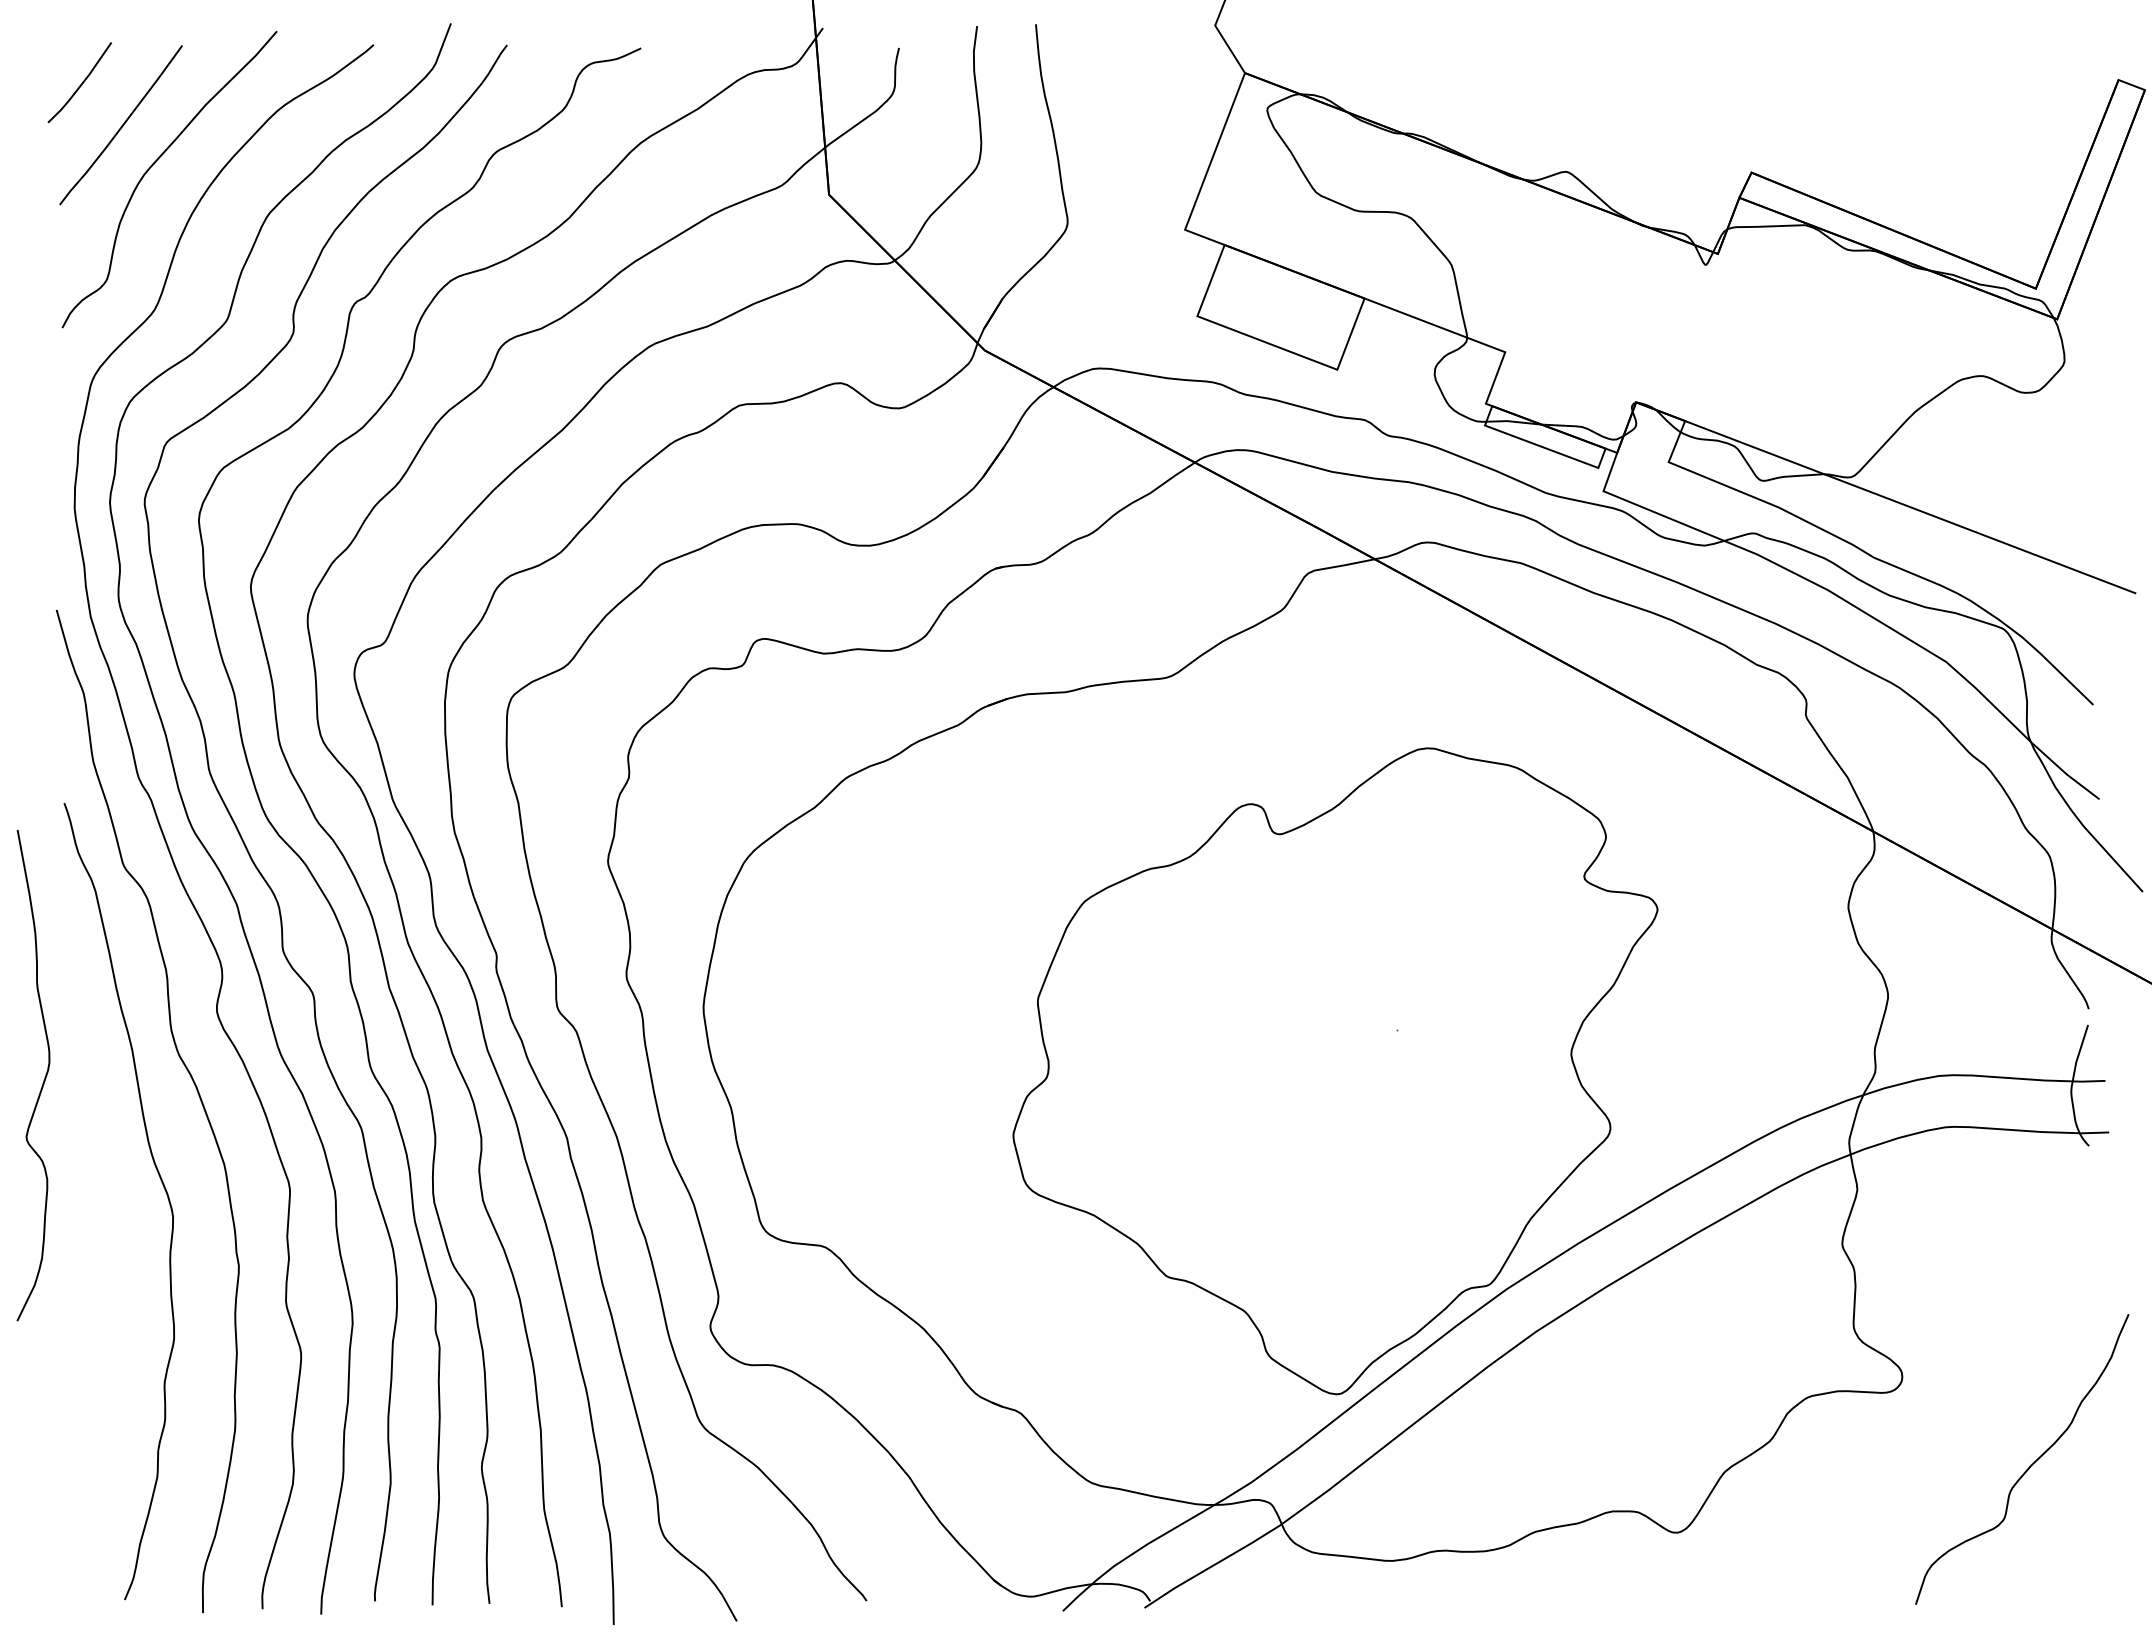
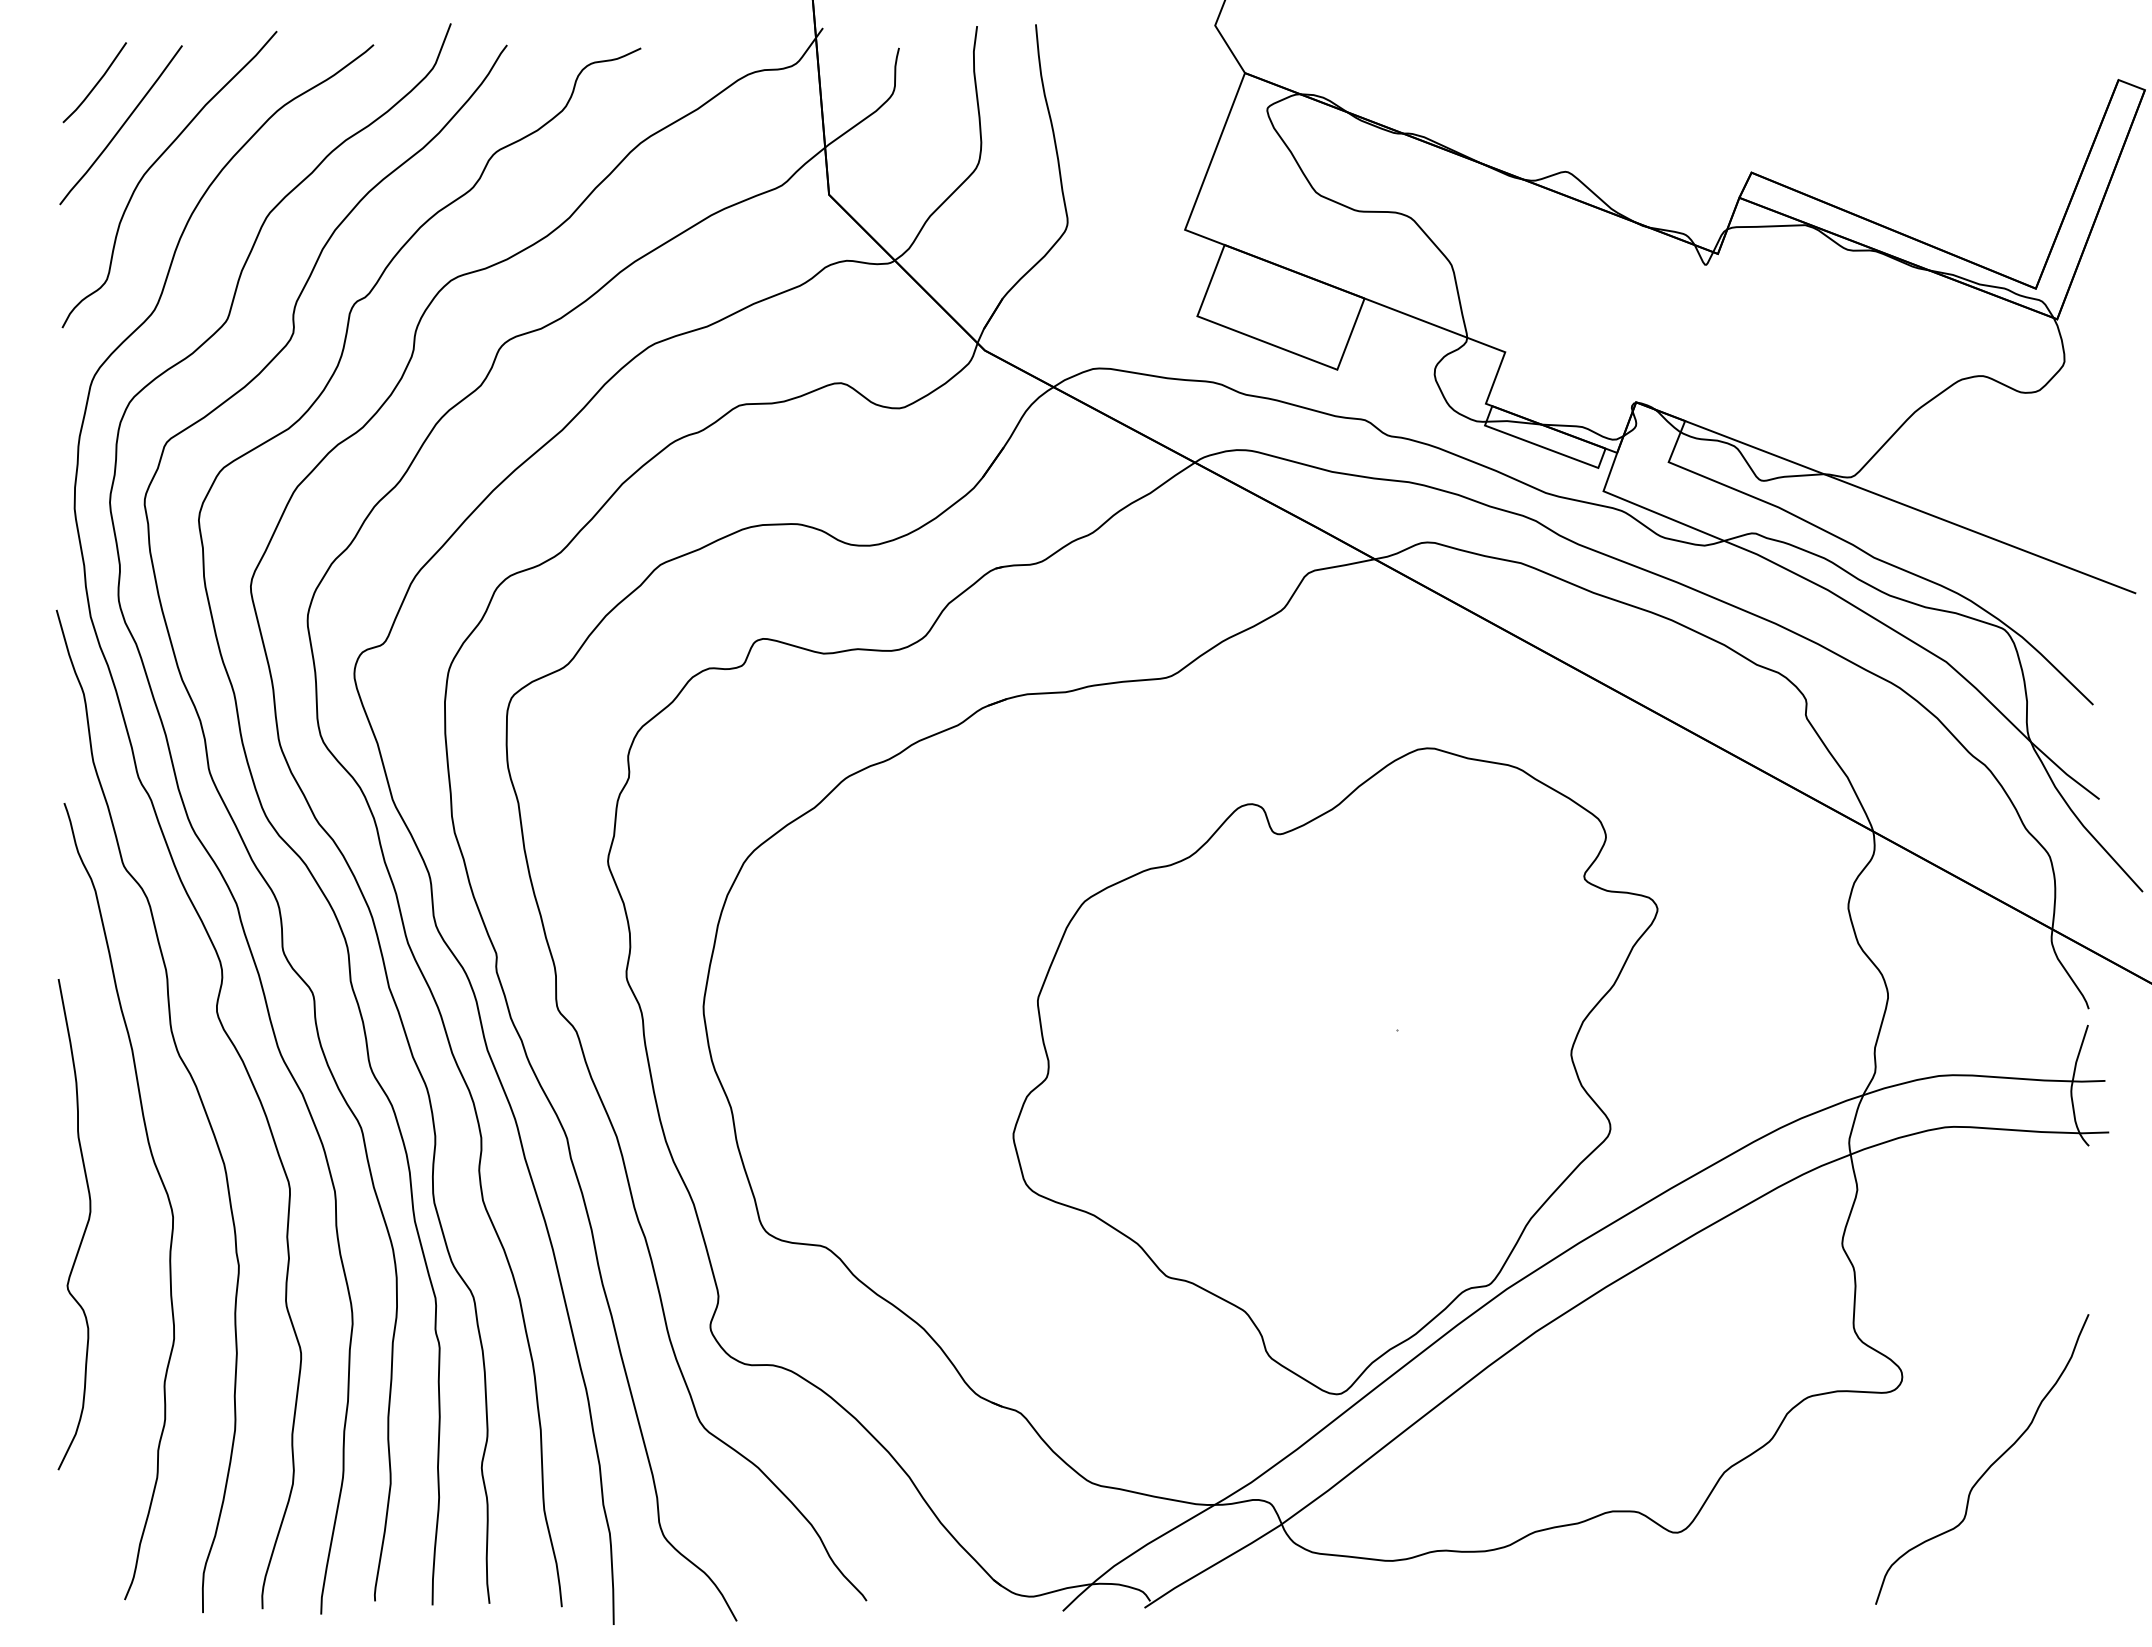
line position: (81, 83) -> (96, 83) (96, 83)
curve position: (44, 1077) -> (85, 1226) (85, 1226)
curve position: (2029, 1466) -> (1989, 1466) (1989, 1466)
